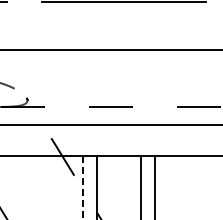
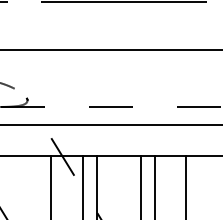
line: none -> present (51, 185)
line: none -> present (186, 185)
line: dashed -> solid (83, 187)
